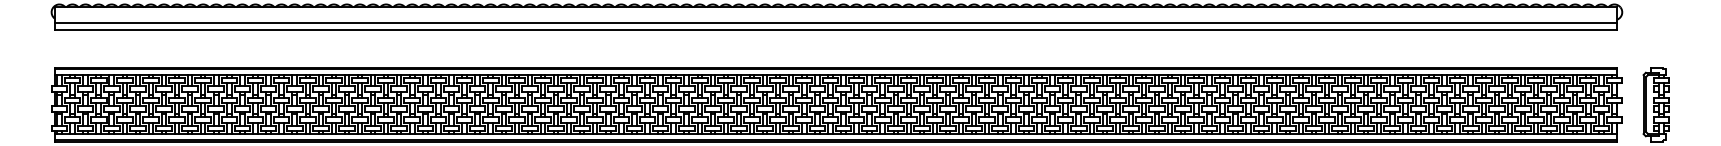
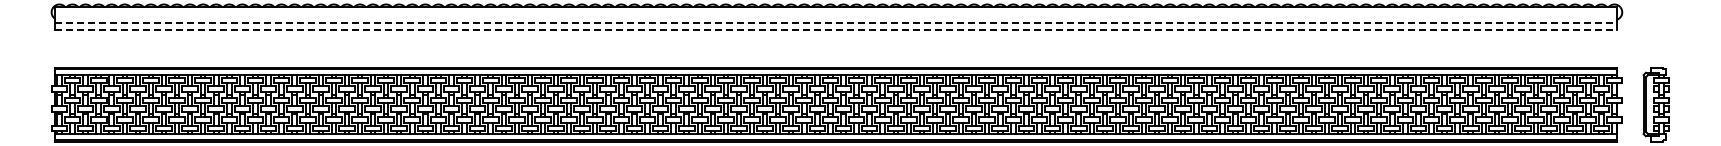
line: solid -> dashed (836, 22)
line: solid -> dashed (836, 30)
